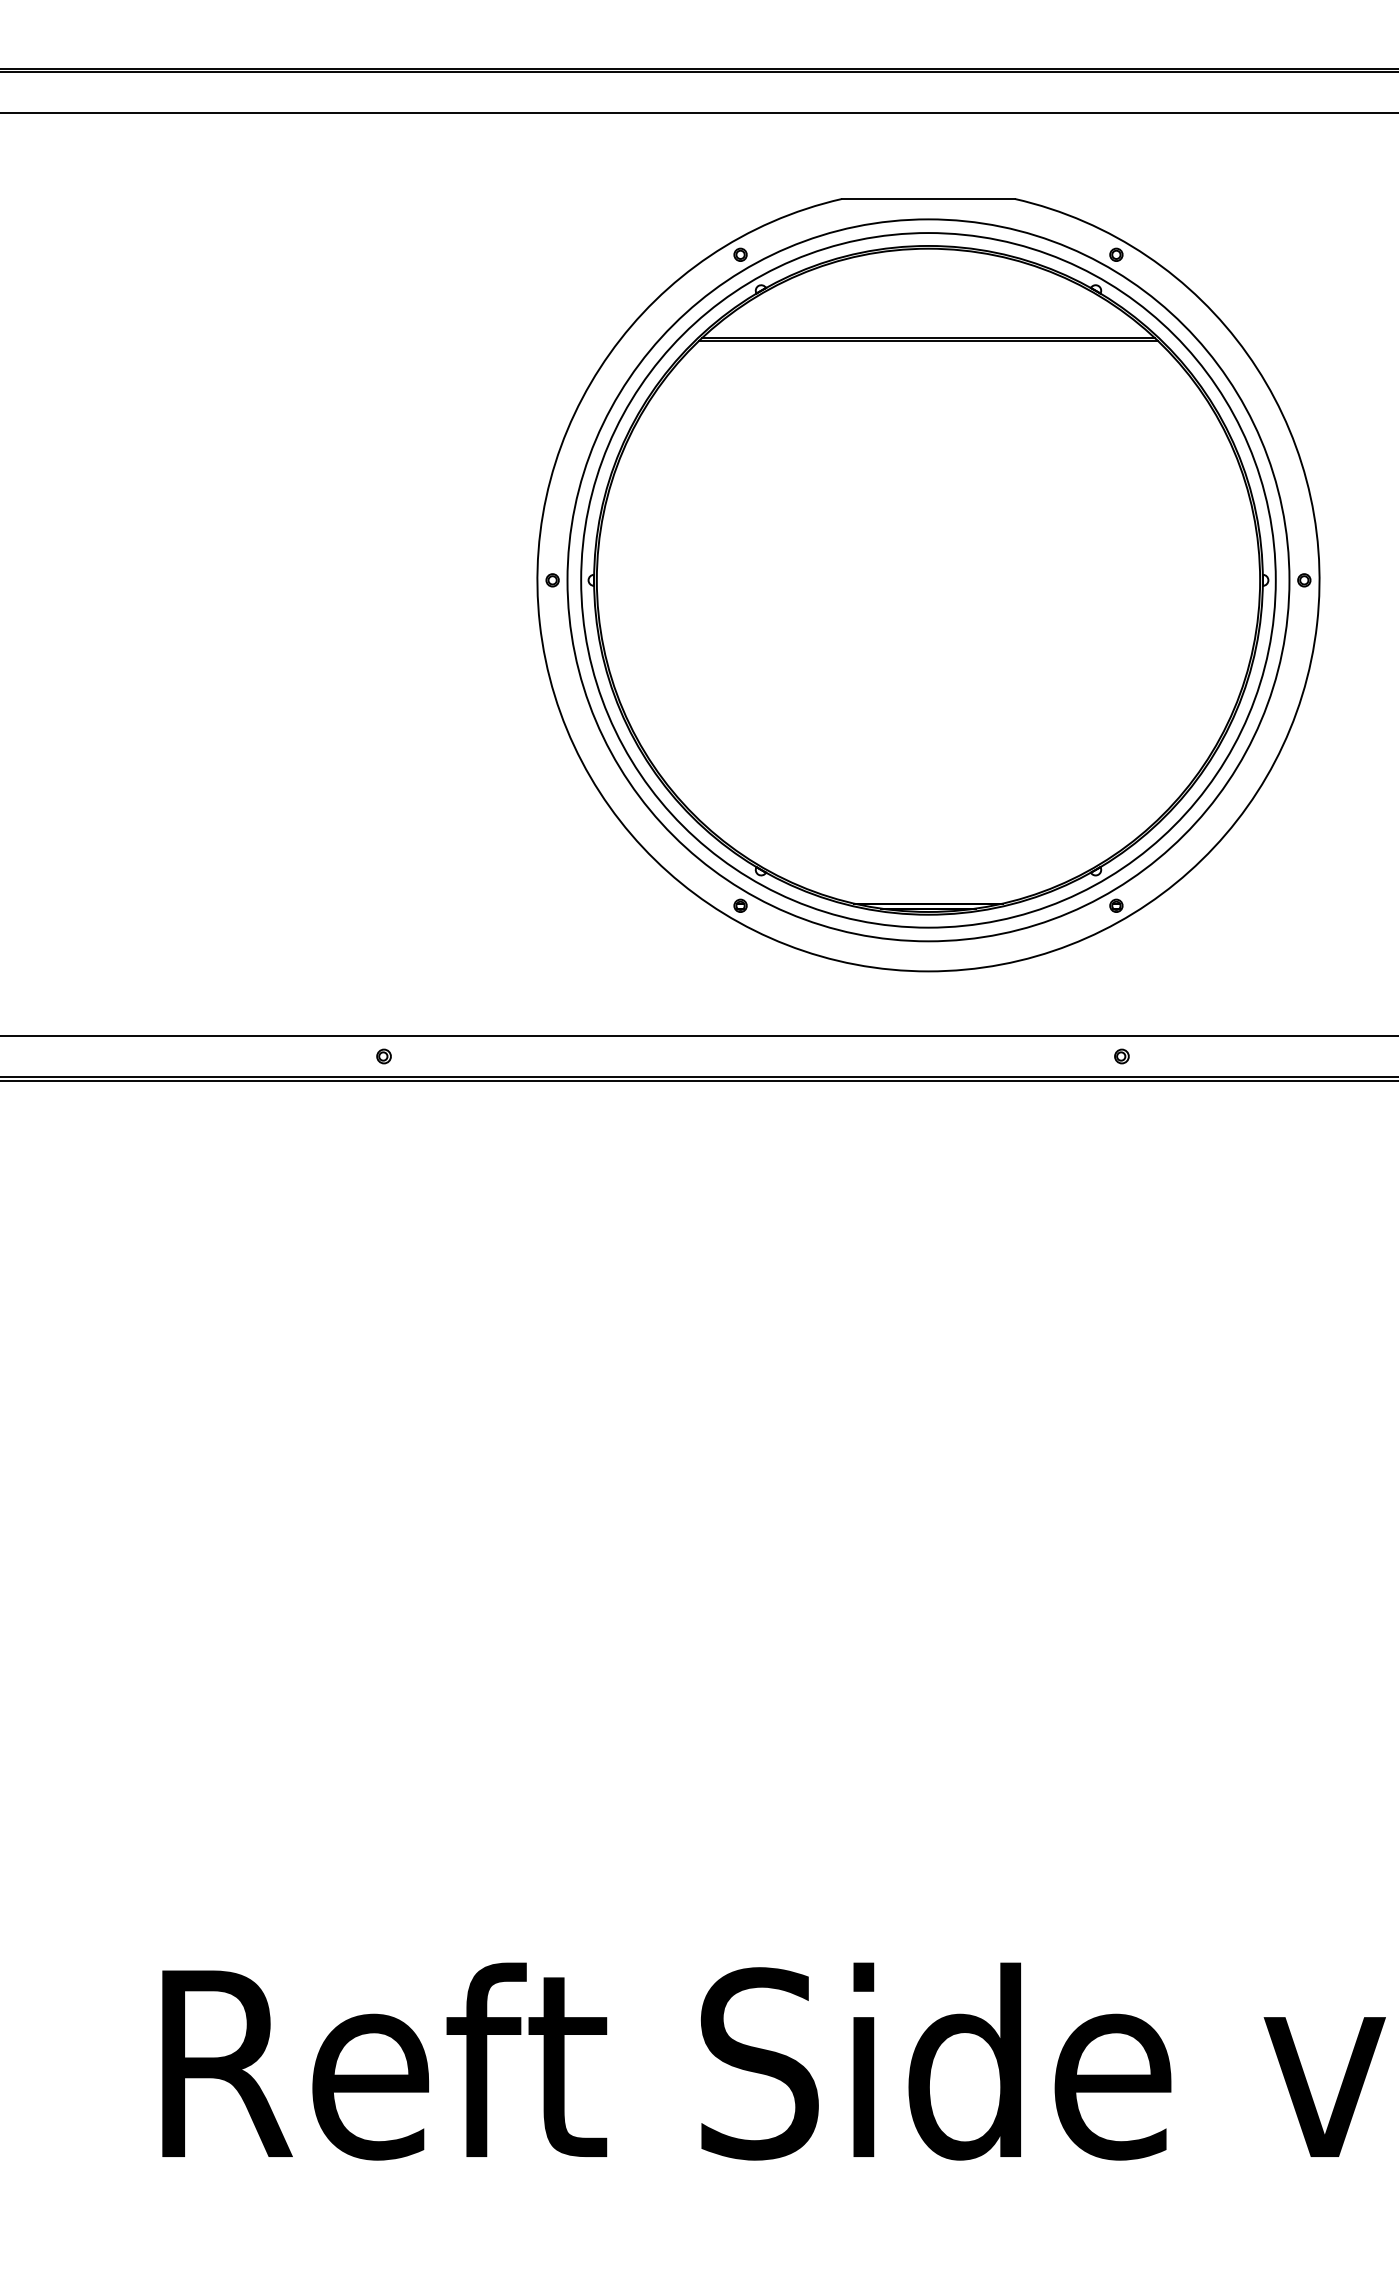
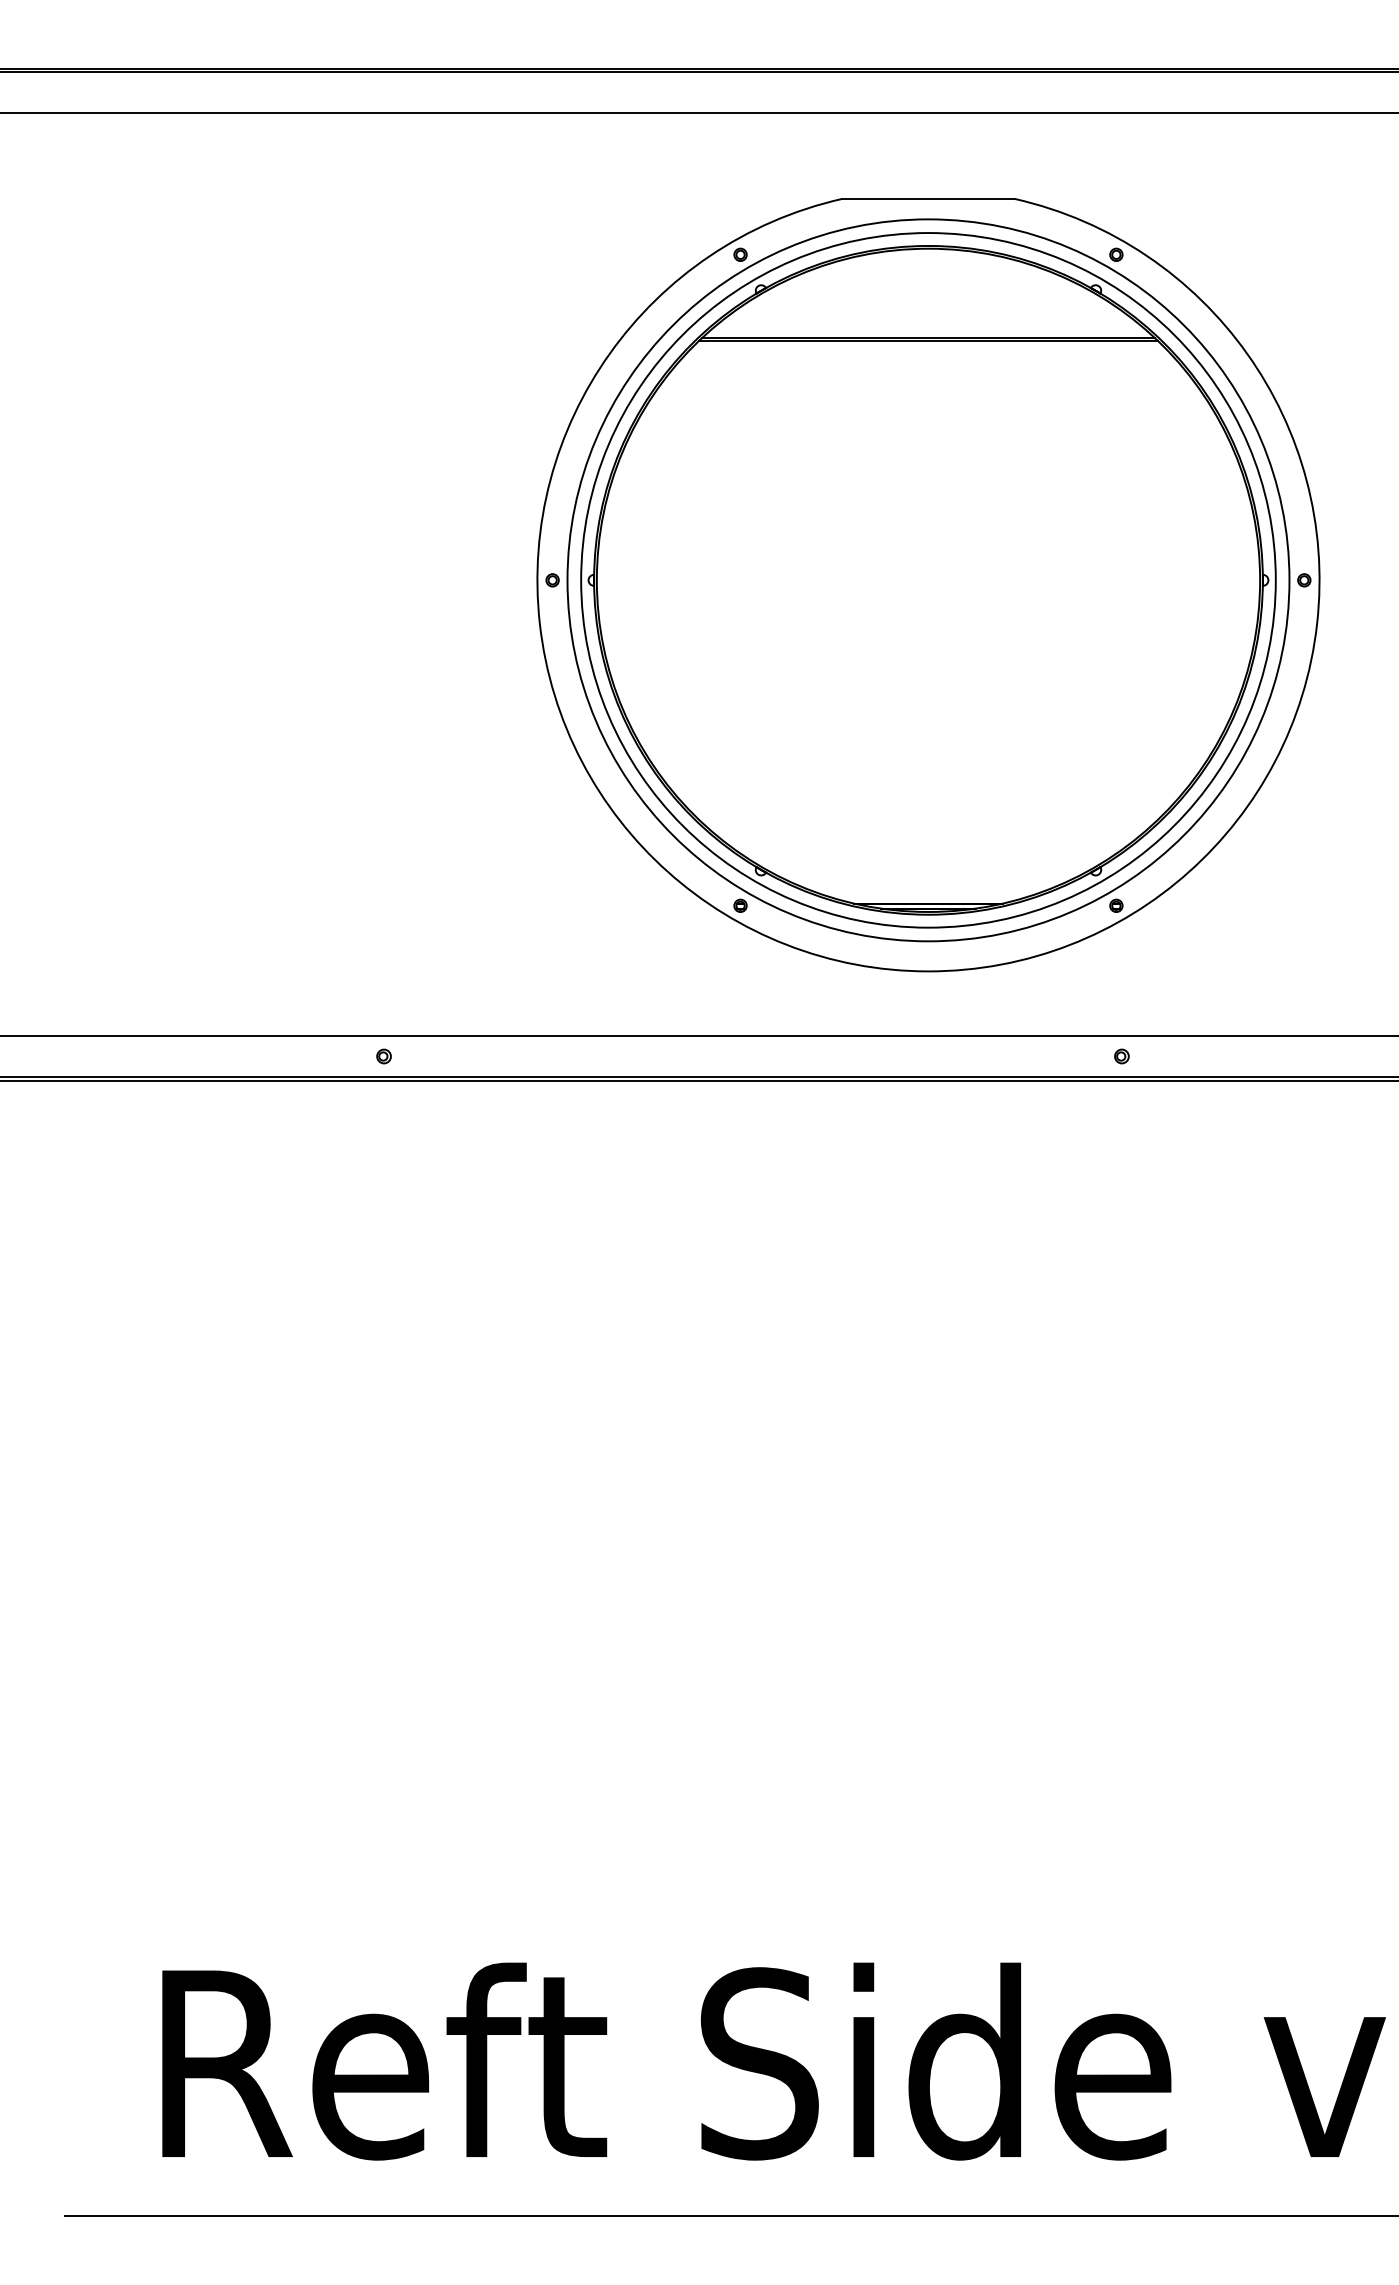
line: none -> present (729, 2216)
